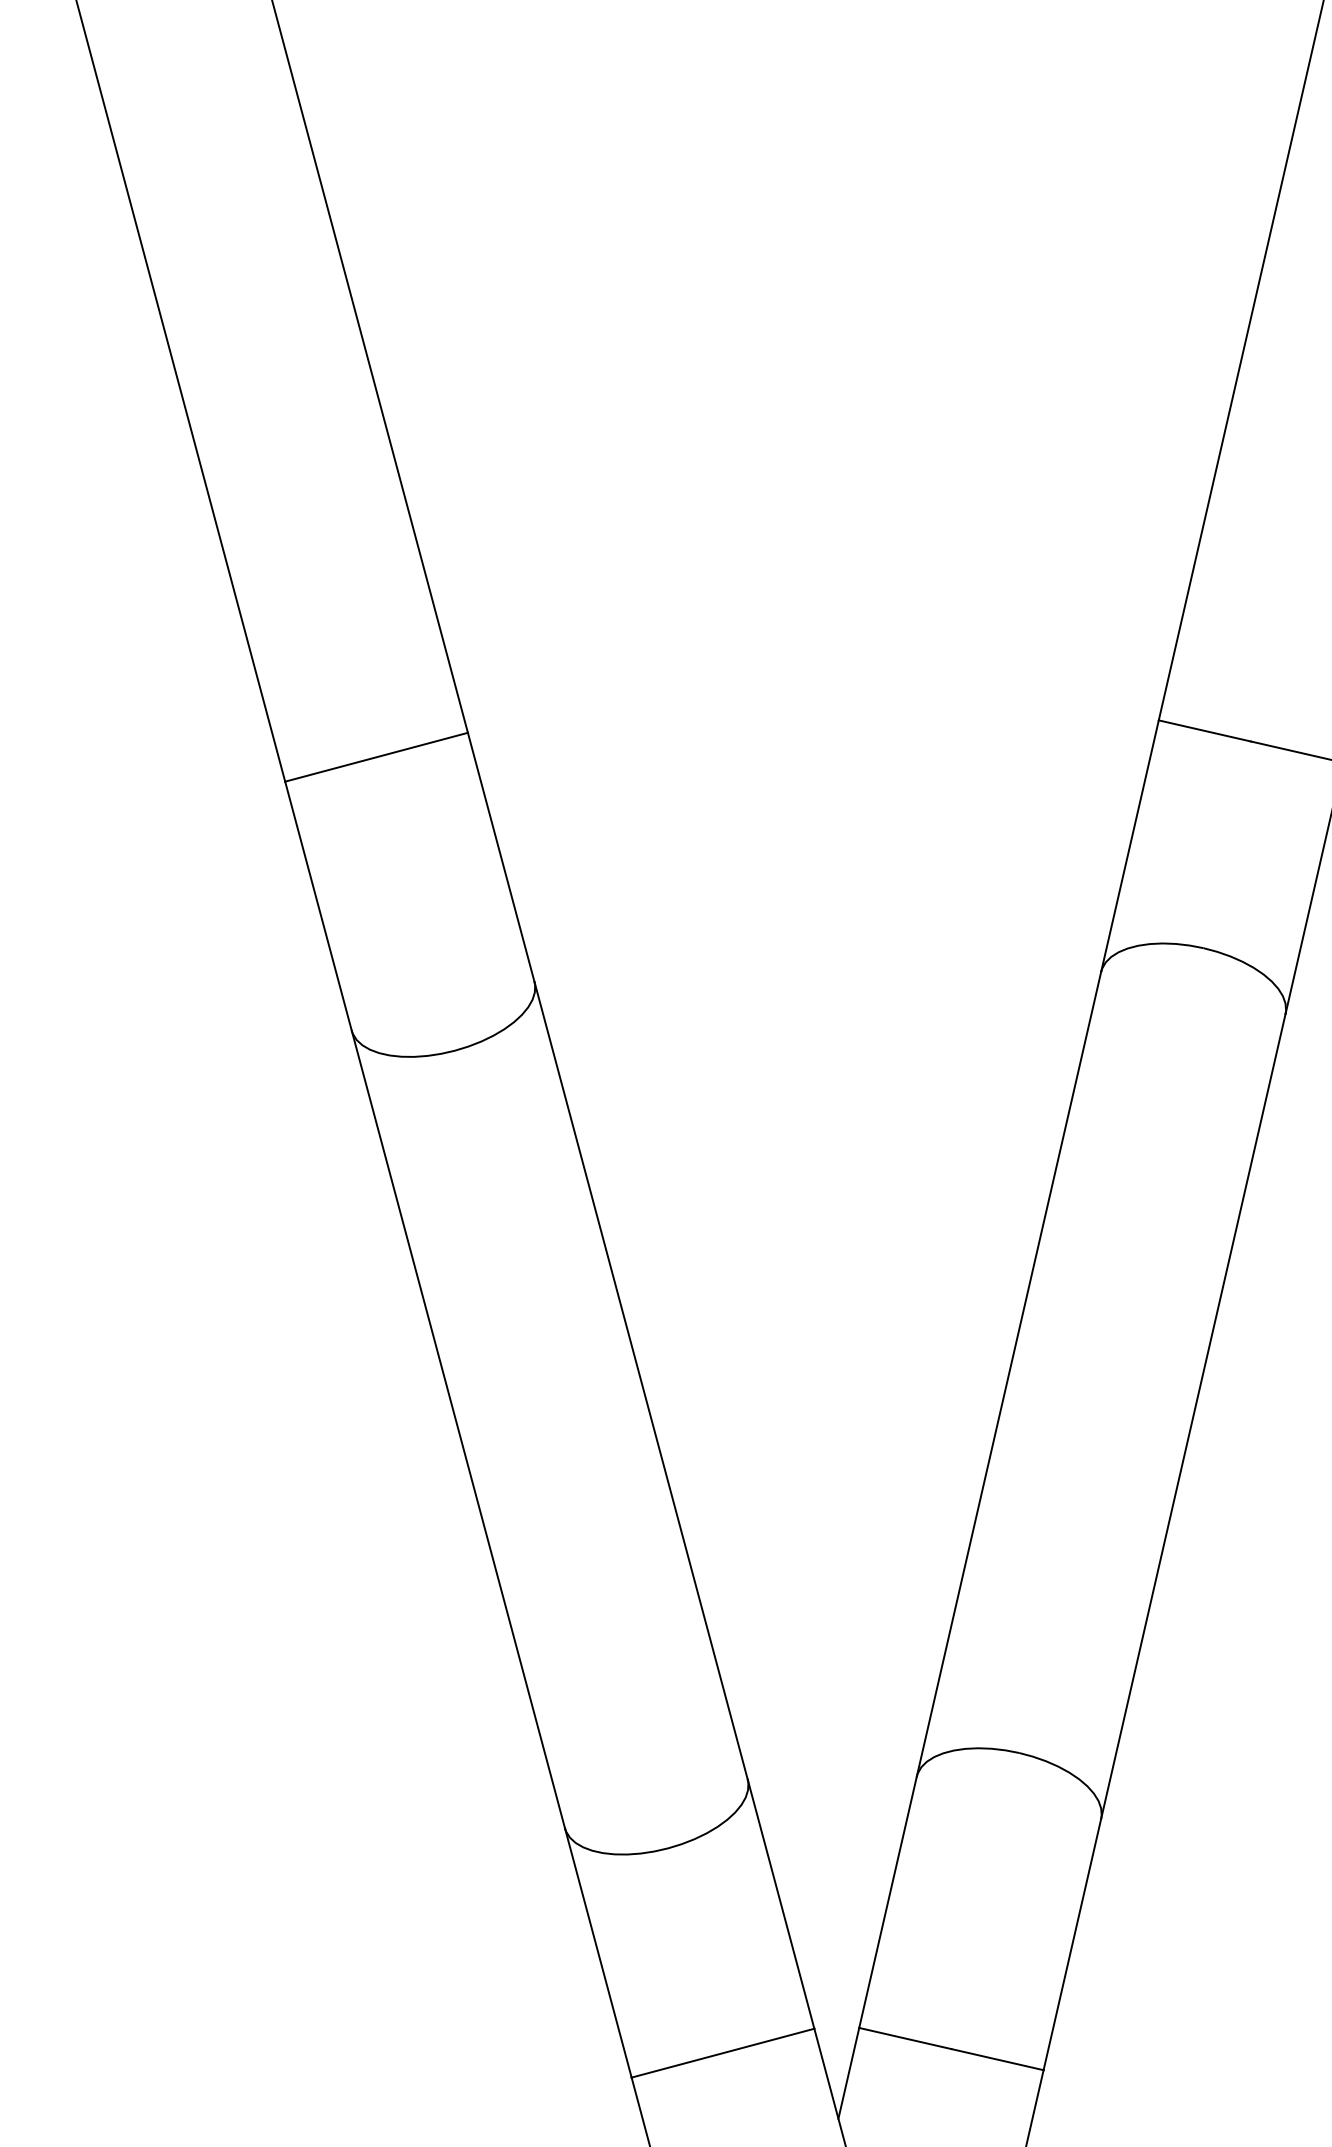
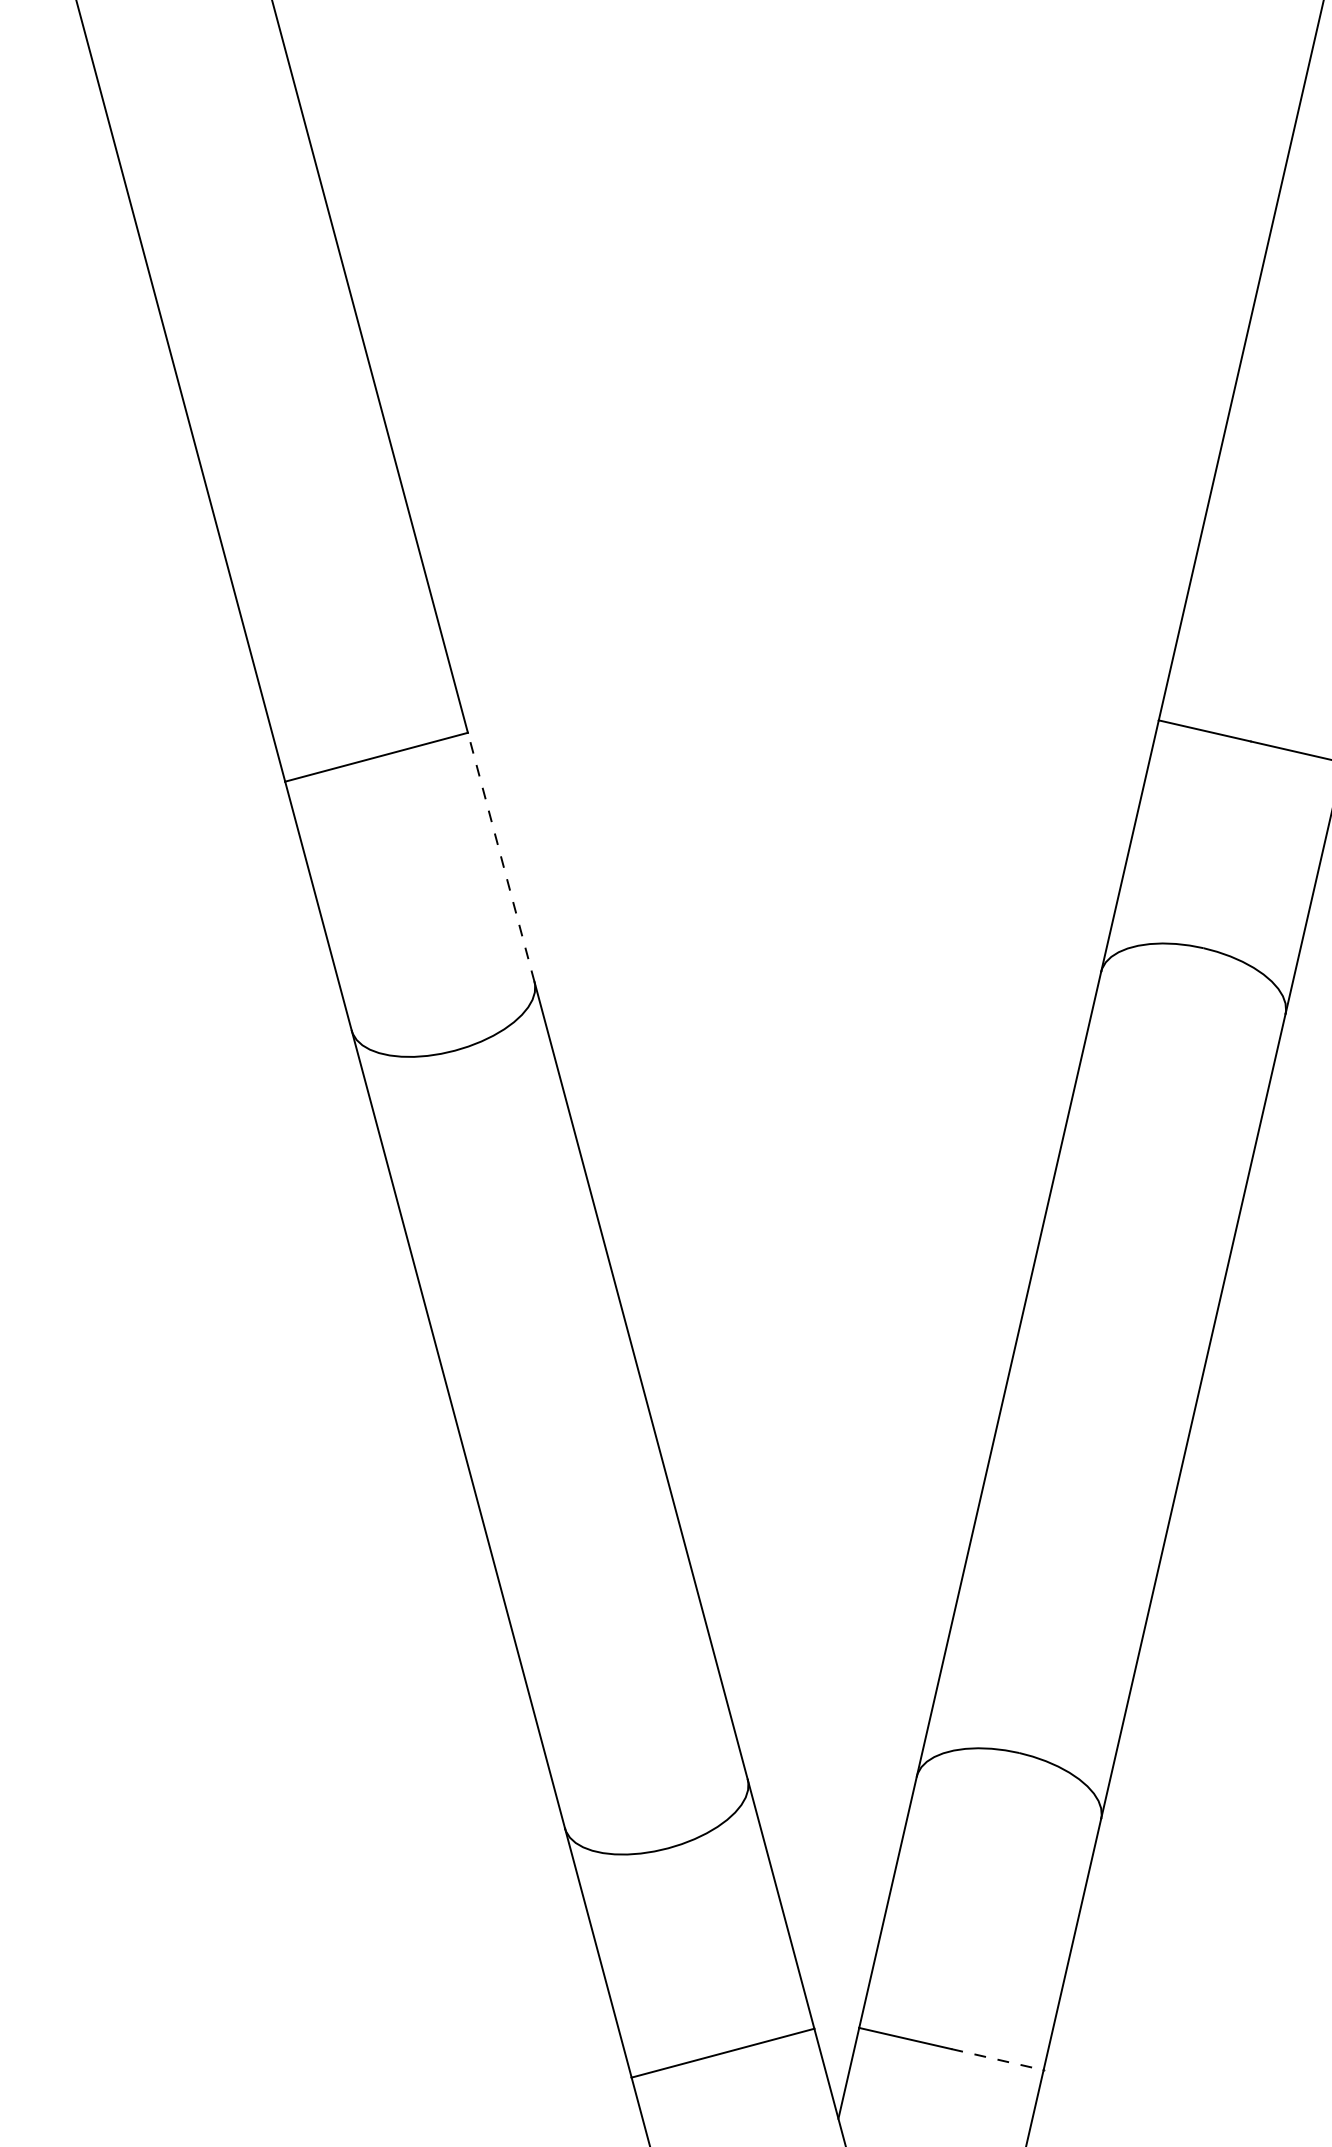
line: solid -> dashed (501, 857)
line: solid -> dashed (997, 2059)
